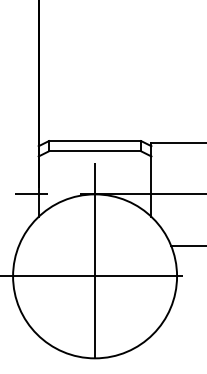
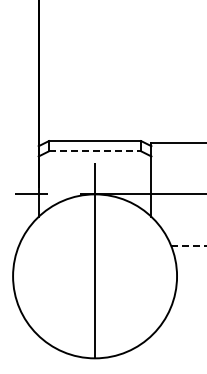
line: solid -> dashed (95, 151)
line: solid -> dashed (188, 245)
line: present -> none (102, 276)
